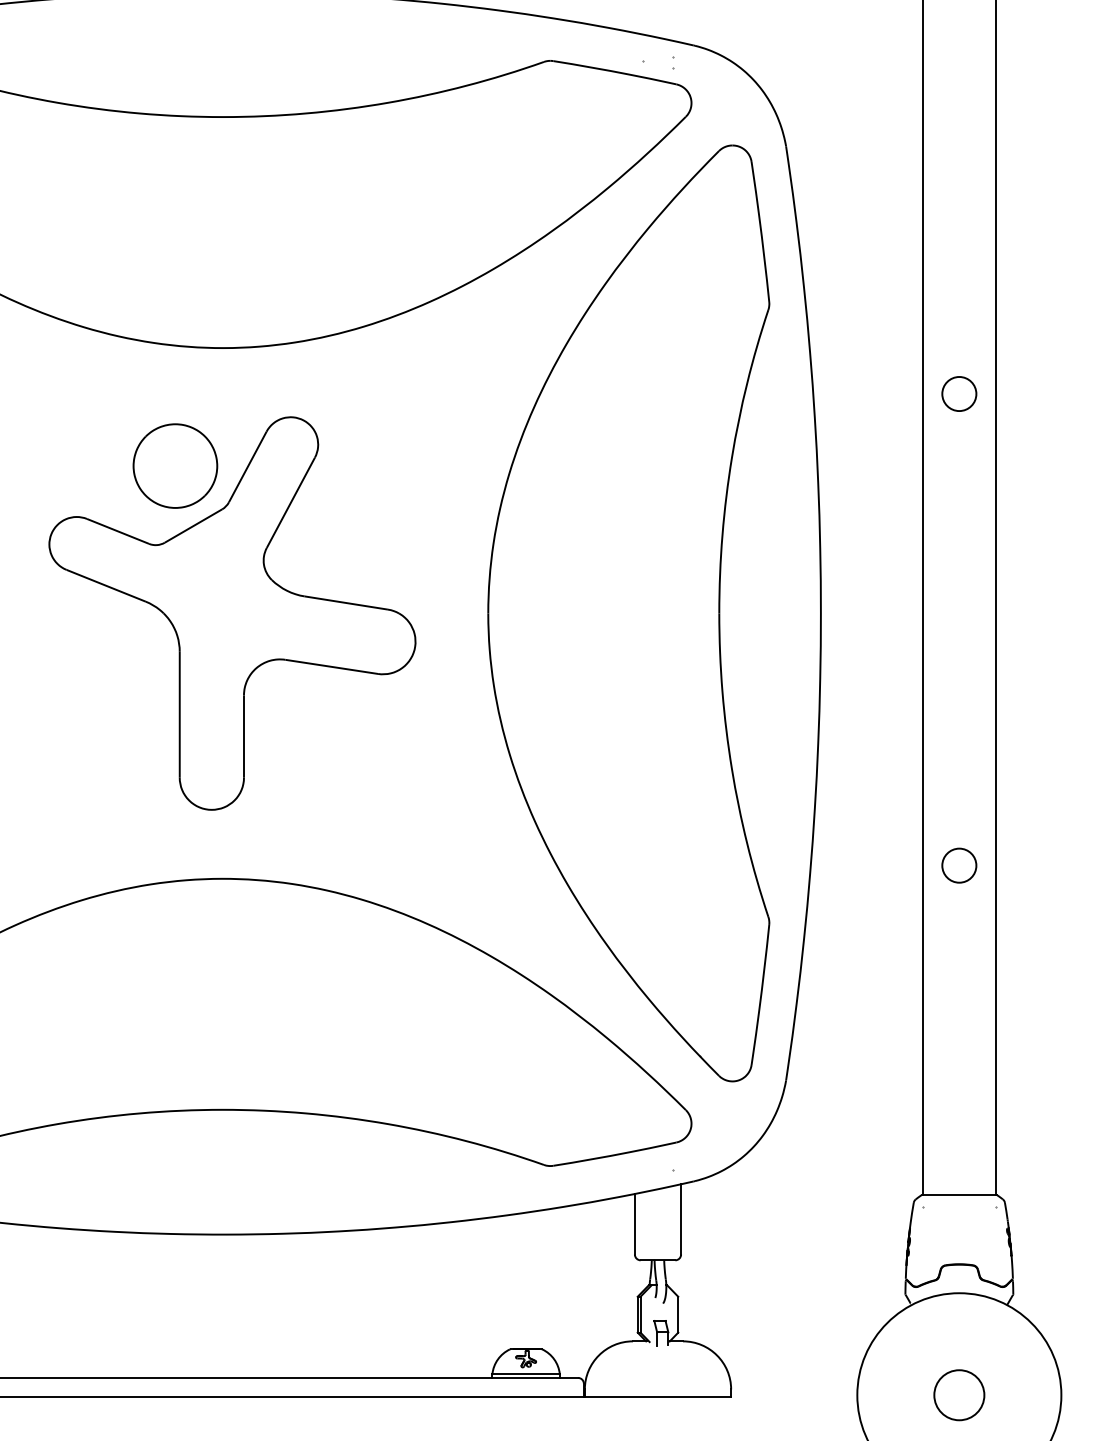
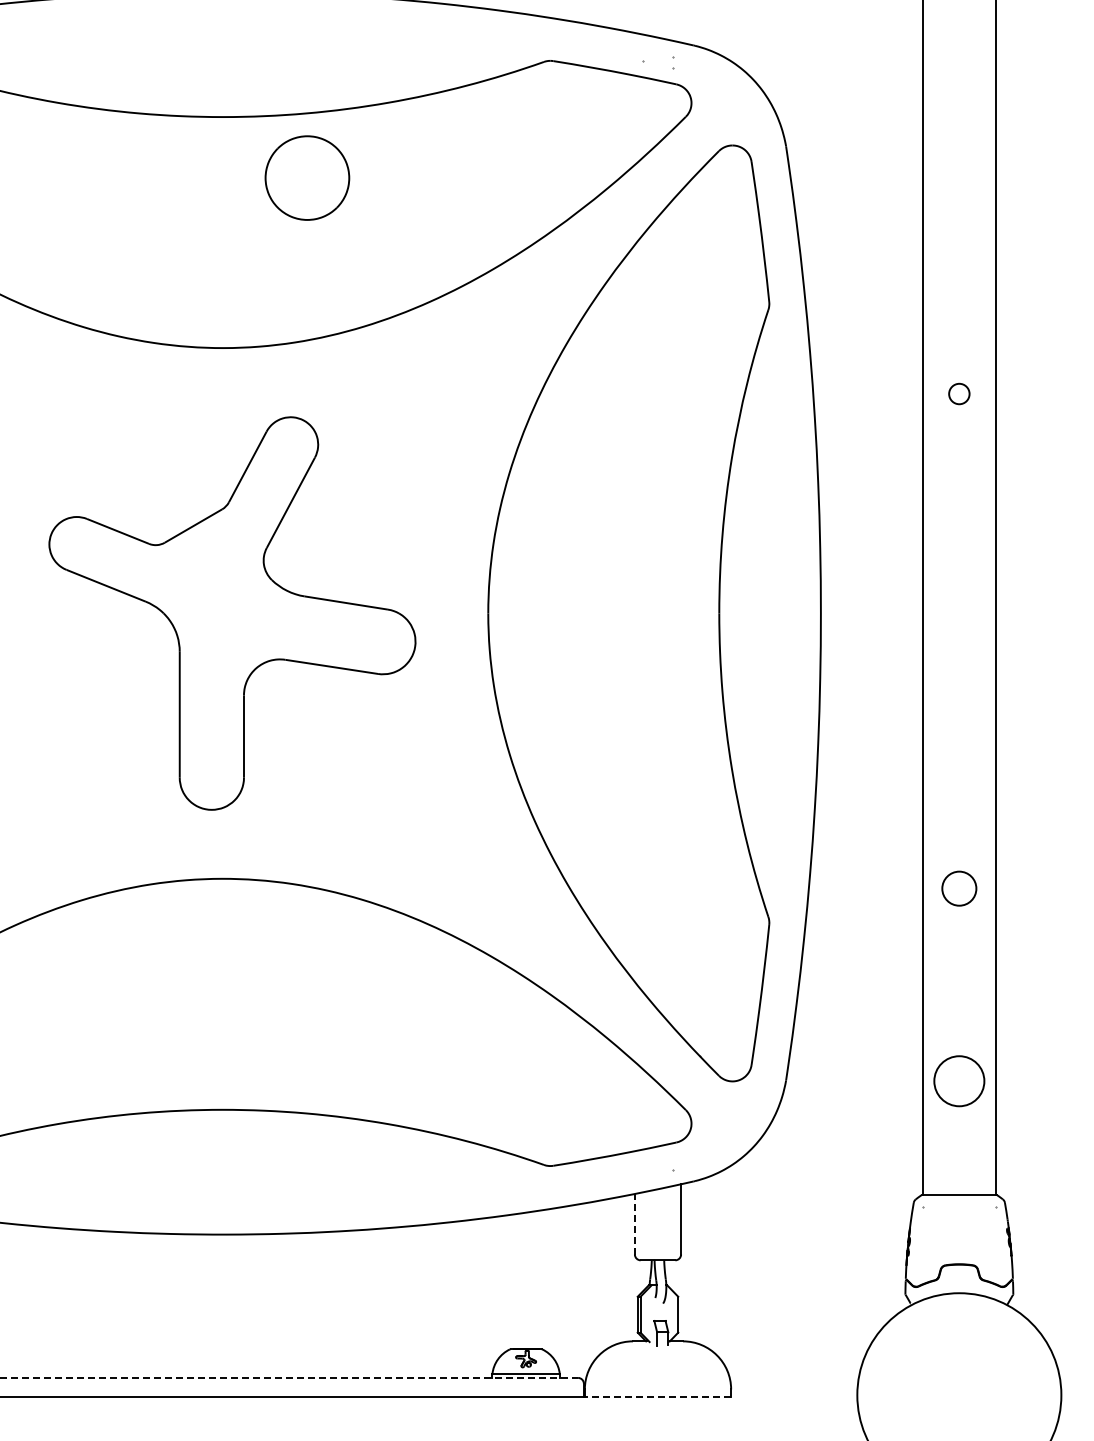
circle diameter: 34 px -> 20 px (959, 393)
part position: (175, 465) -> (307, 177) (307, 177)
circle position: (959, 865) -> (959, 888) (959, 888)
line: solid -> dashed (634, 1223)
line: solid -> dashed (289, 1377)
circle position: (959, 1395) -> (959, 1081) (959, 1081)
line: solid -> dashed (657, 1397)
